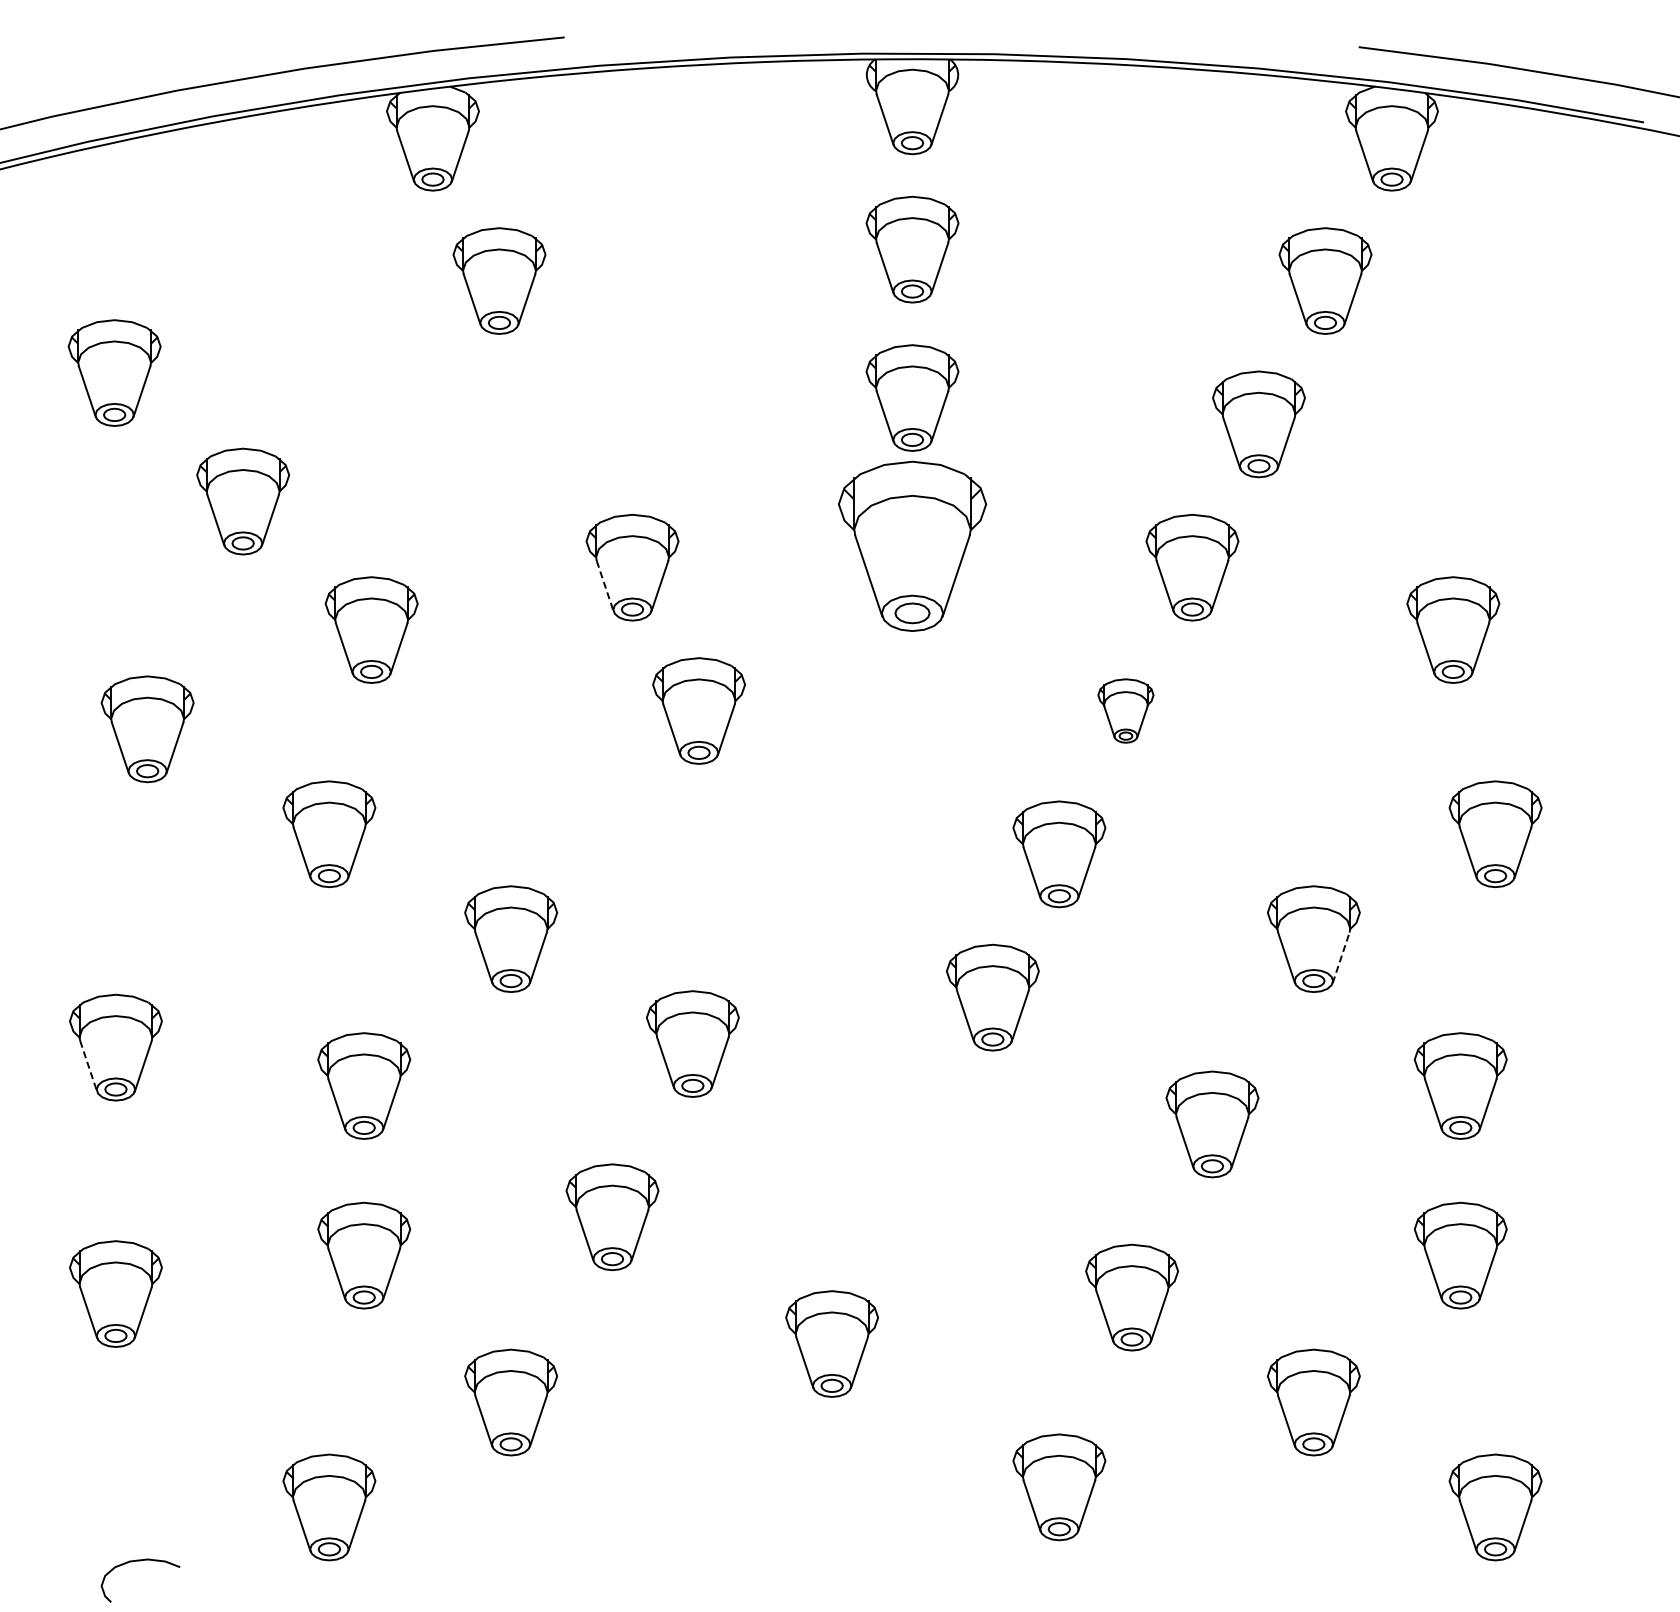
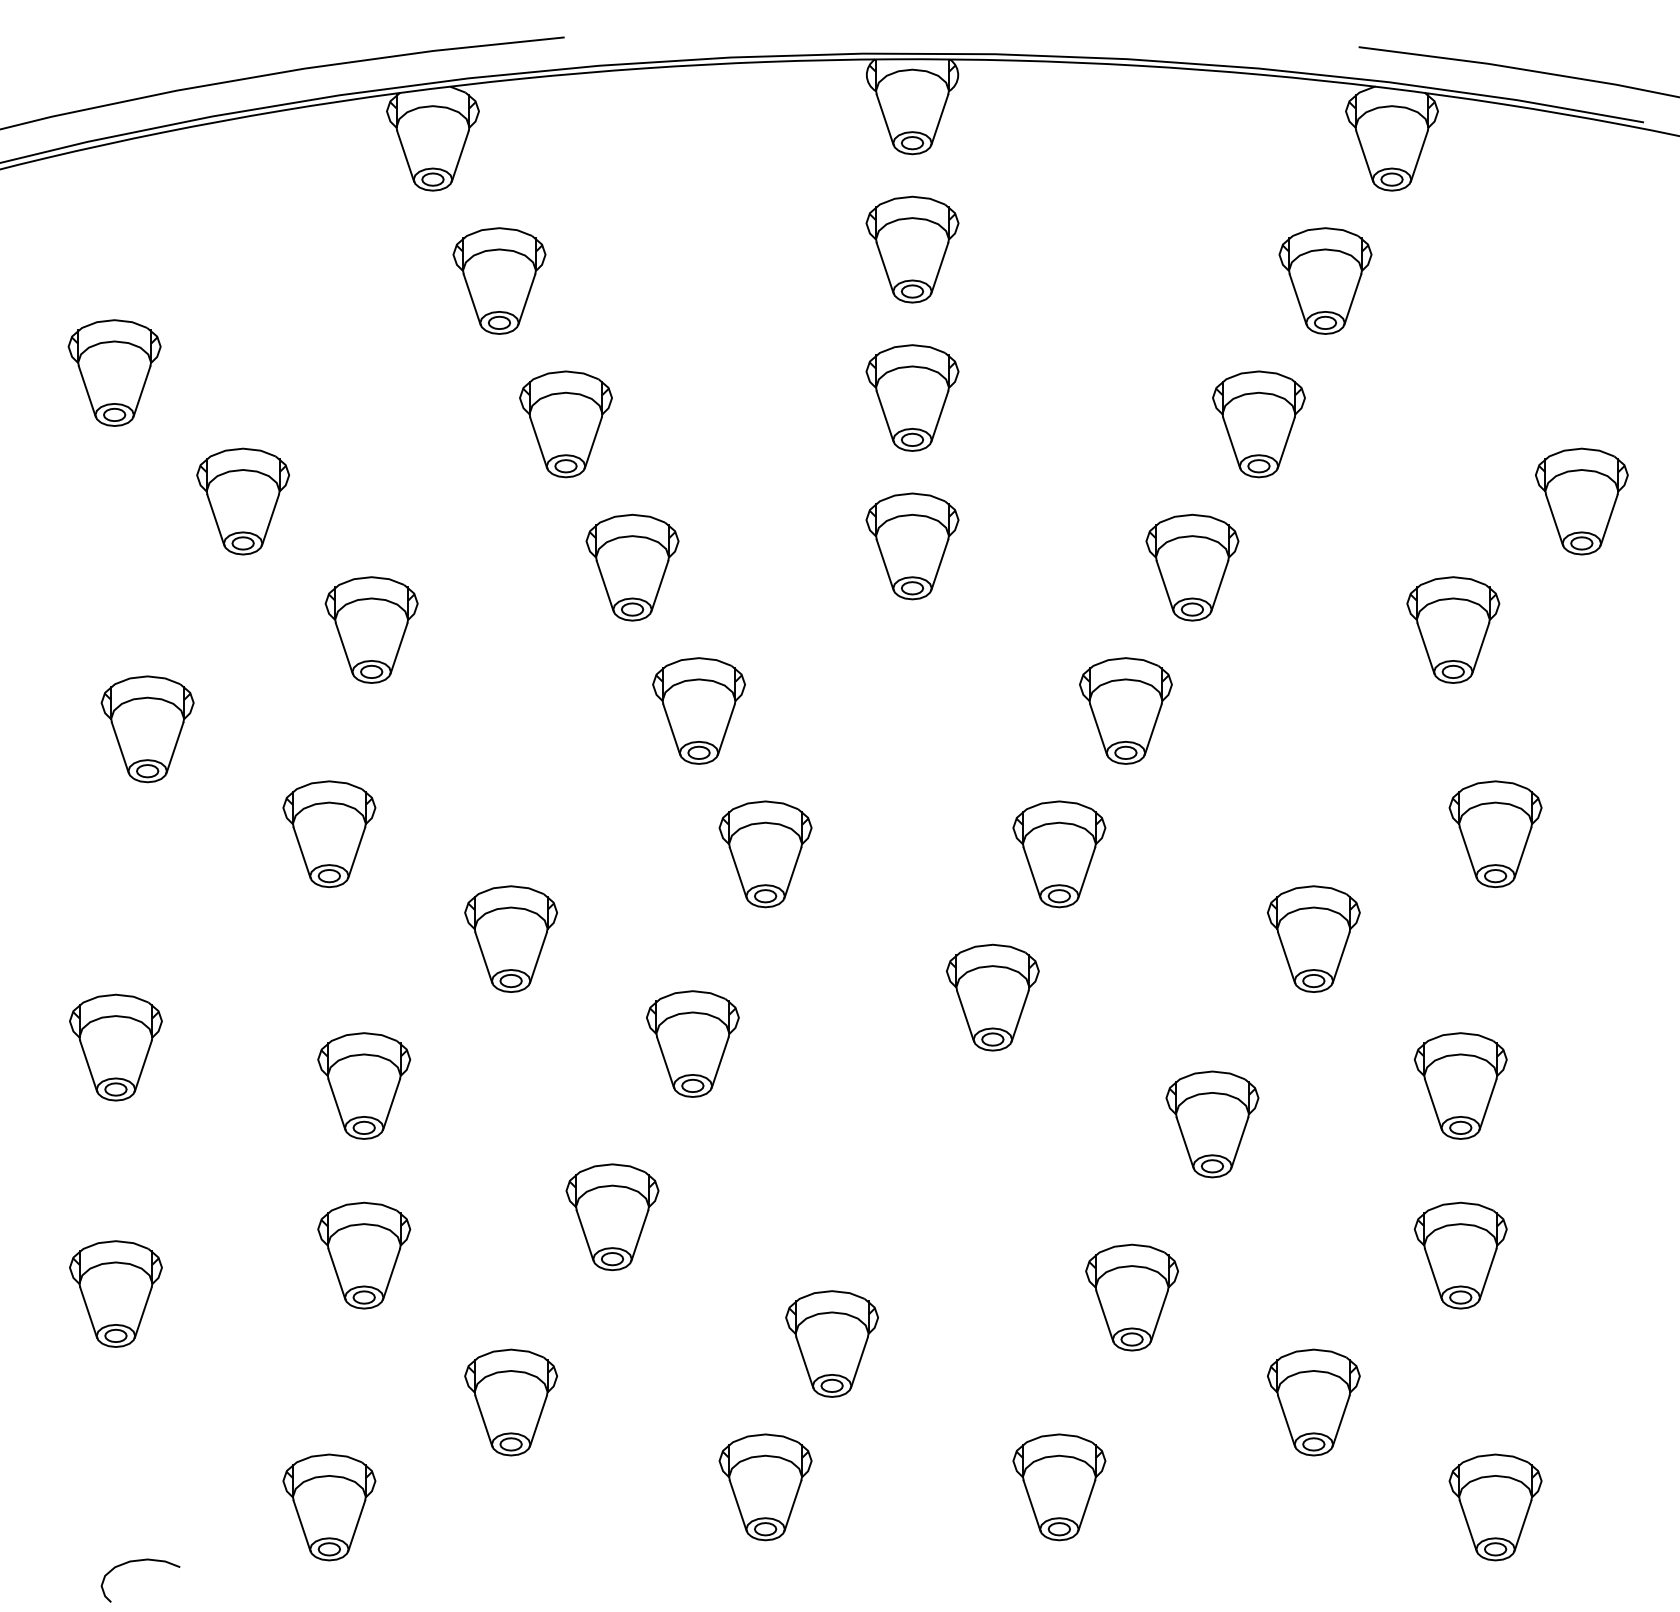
part: none -> present (565, 424)
part: none -> present (1581, 501)
part size: 150x172 px -> 95x109 px (912, 546)
line: dashed -> solid (605, 586)
part size: 58x66 px -> 94x108 px (1125, 710)
part: none -> present (765, 854)
line: dashed -> solid (1341, 957)
line: dashed -> solid (88, 1066)
part: none -> present (765, 1487)
